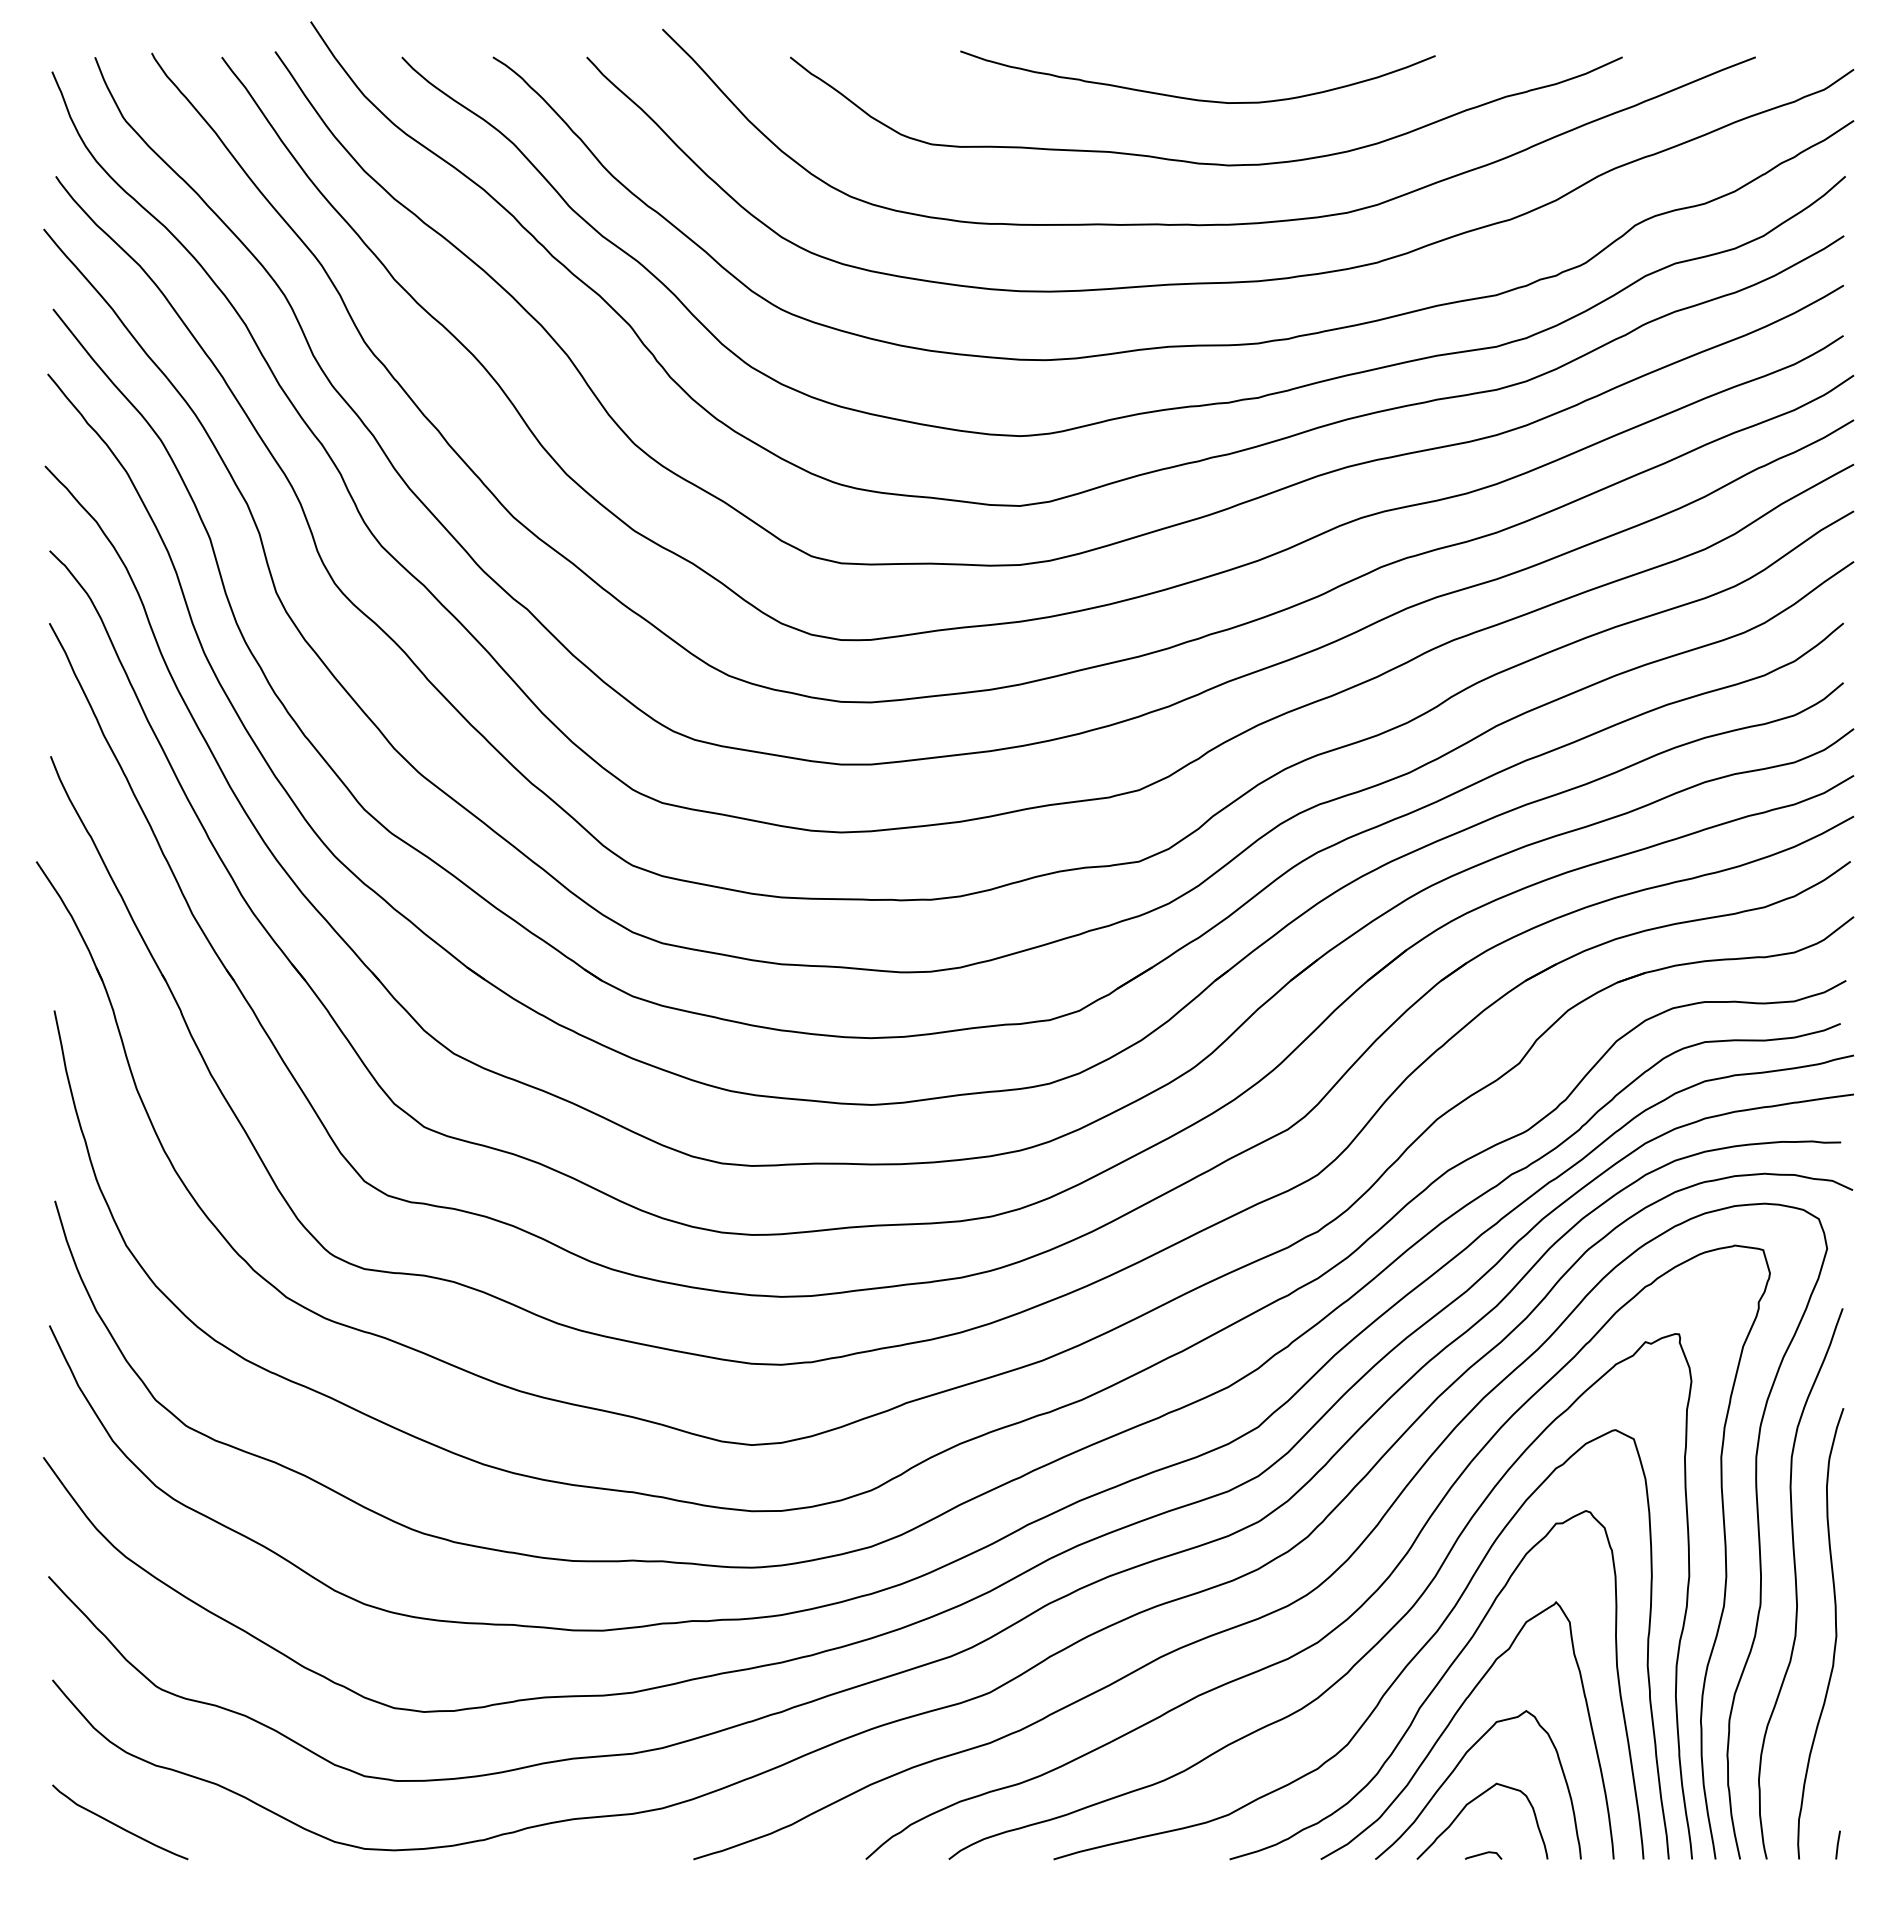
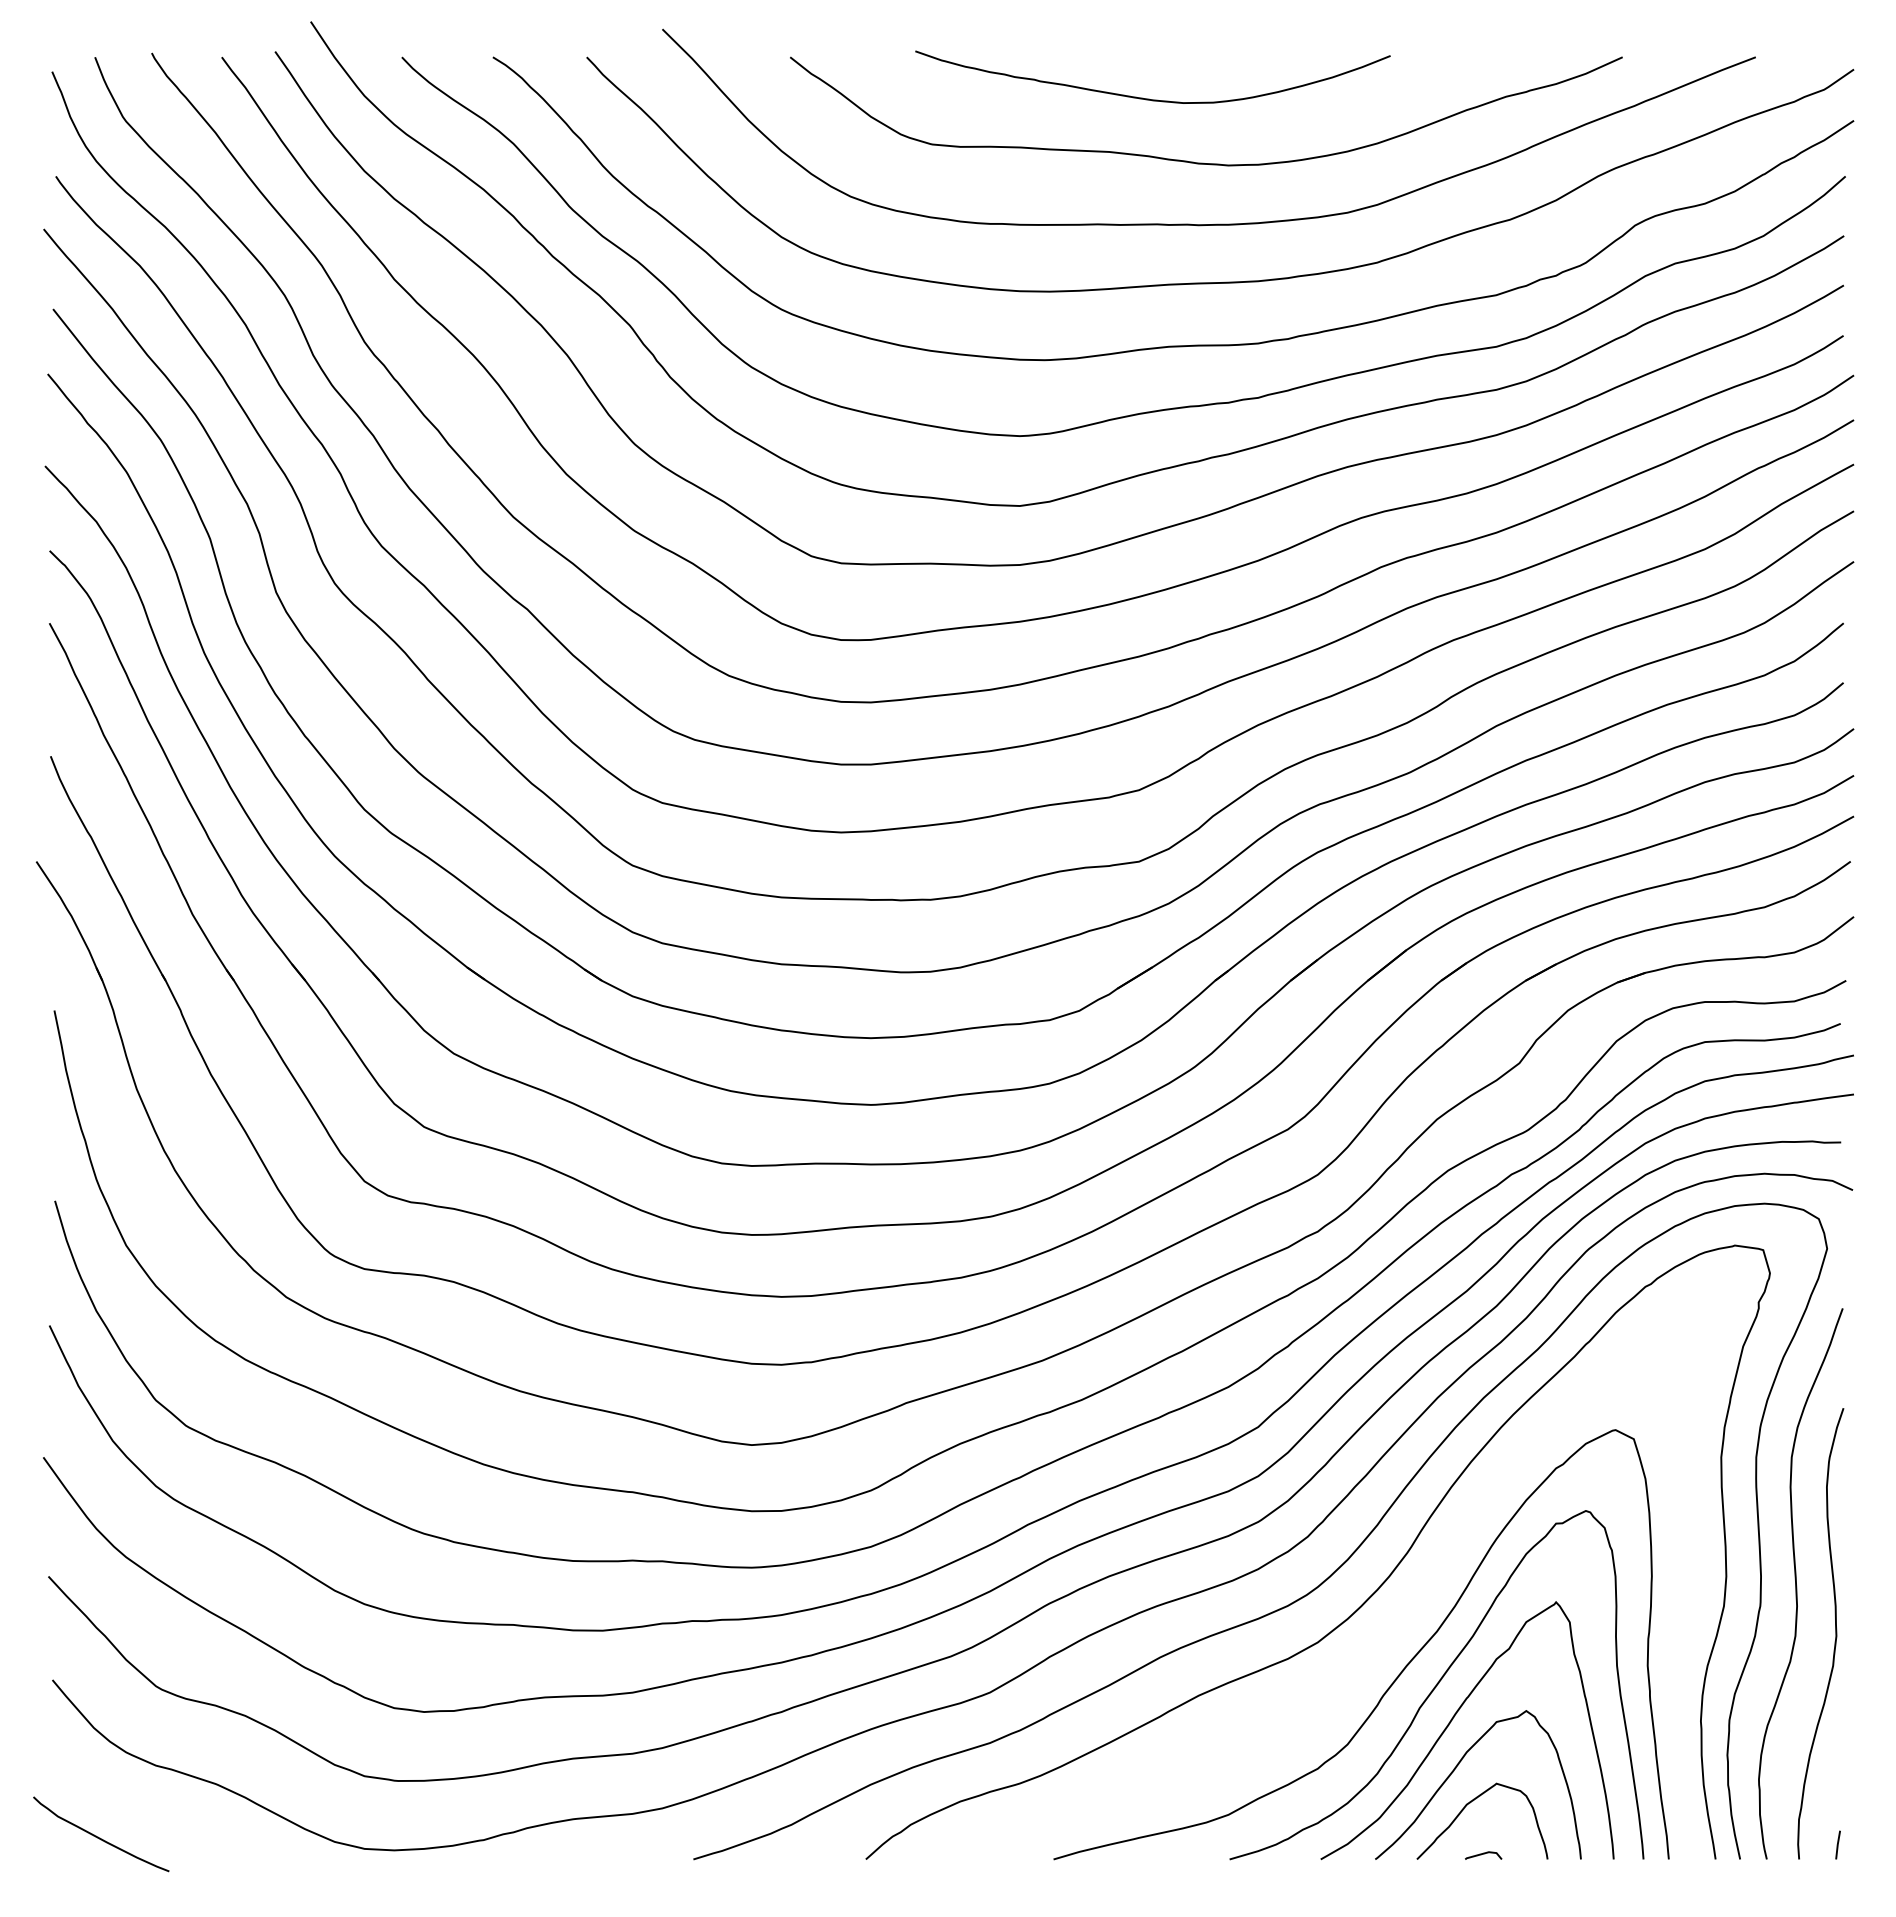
curve position: (1194, 98) -> (1149, 98) (1149, 98)
curve: present -> none (1371, 1647)
curve position: (119, 1825) -> (100, 1837) (100, 1837)
